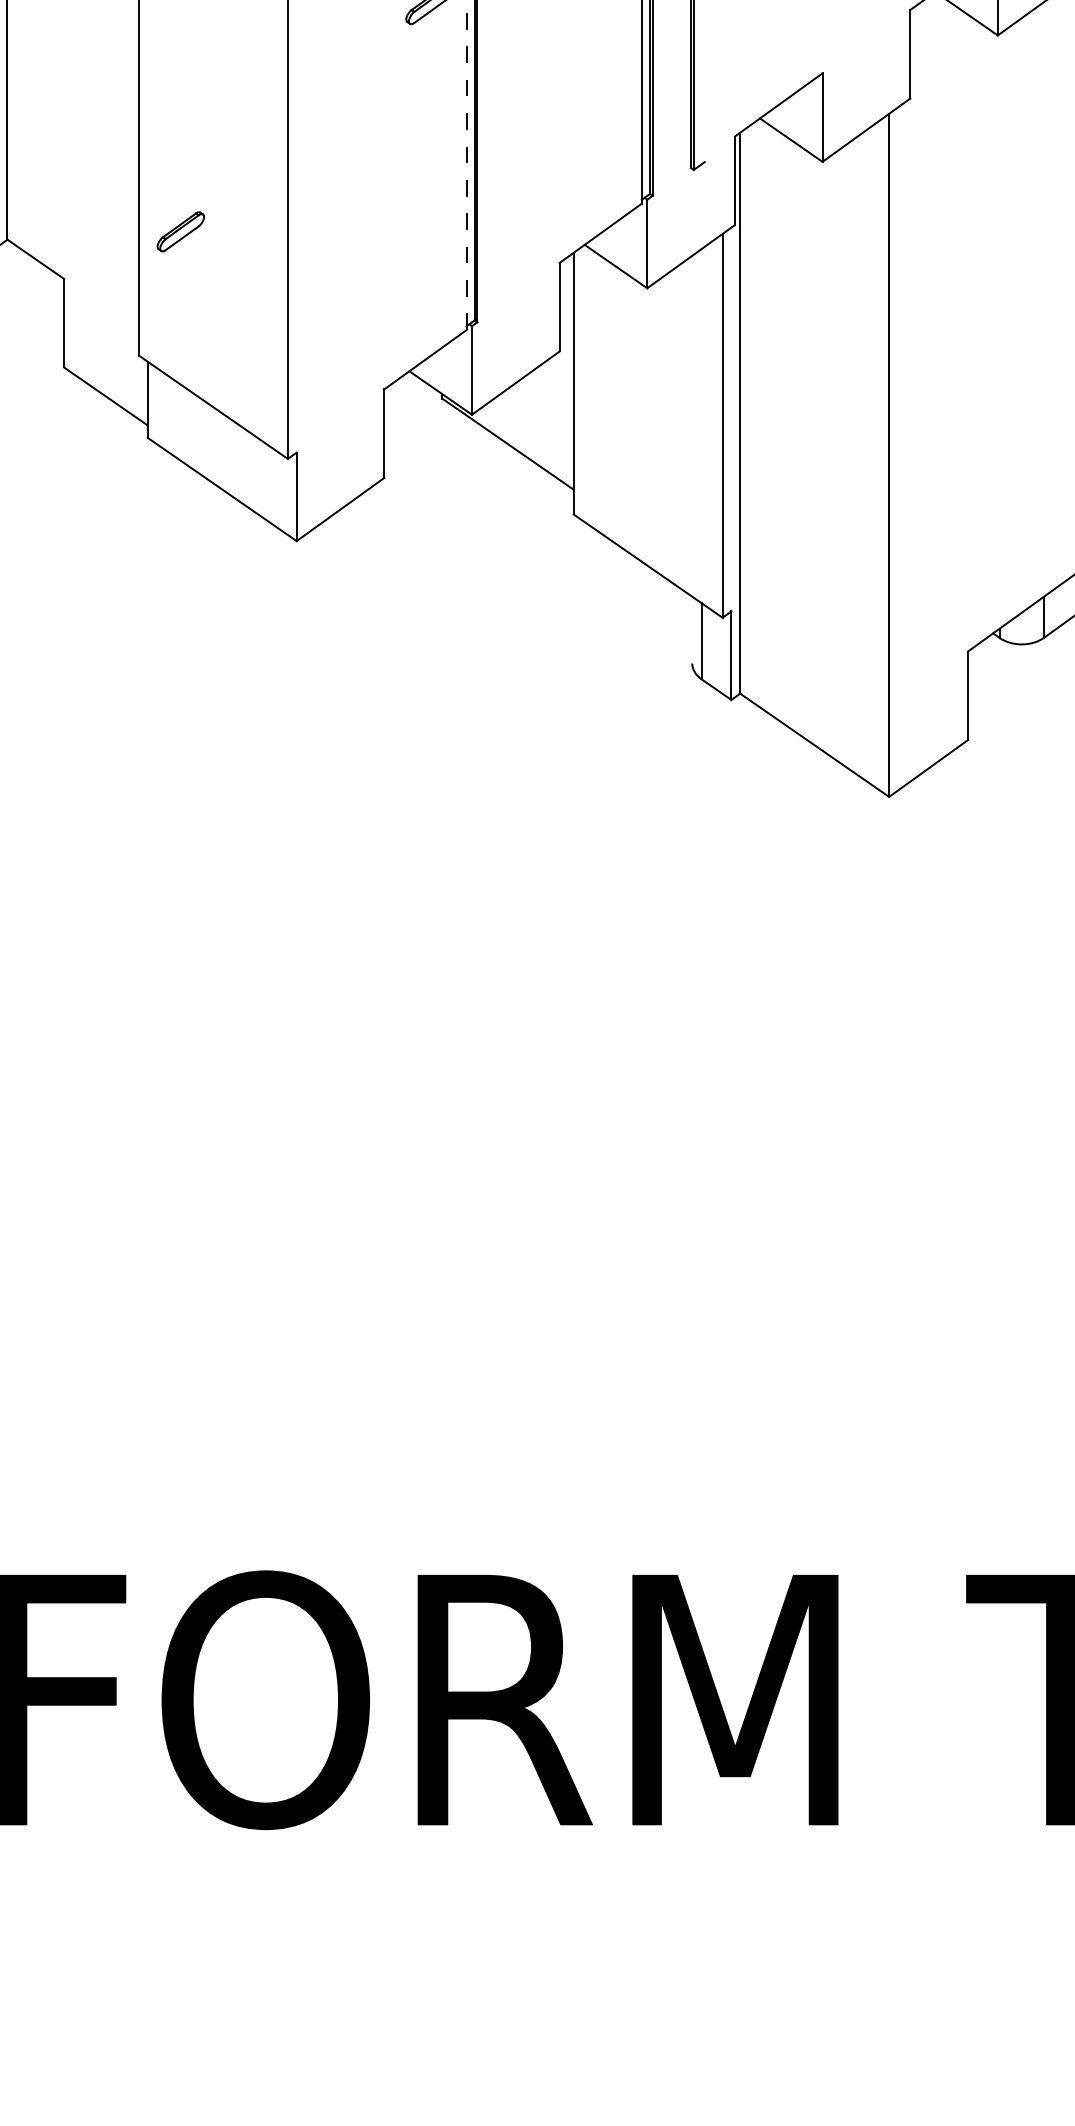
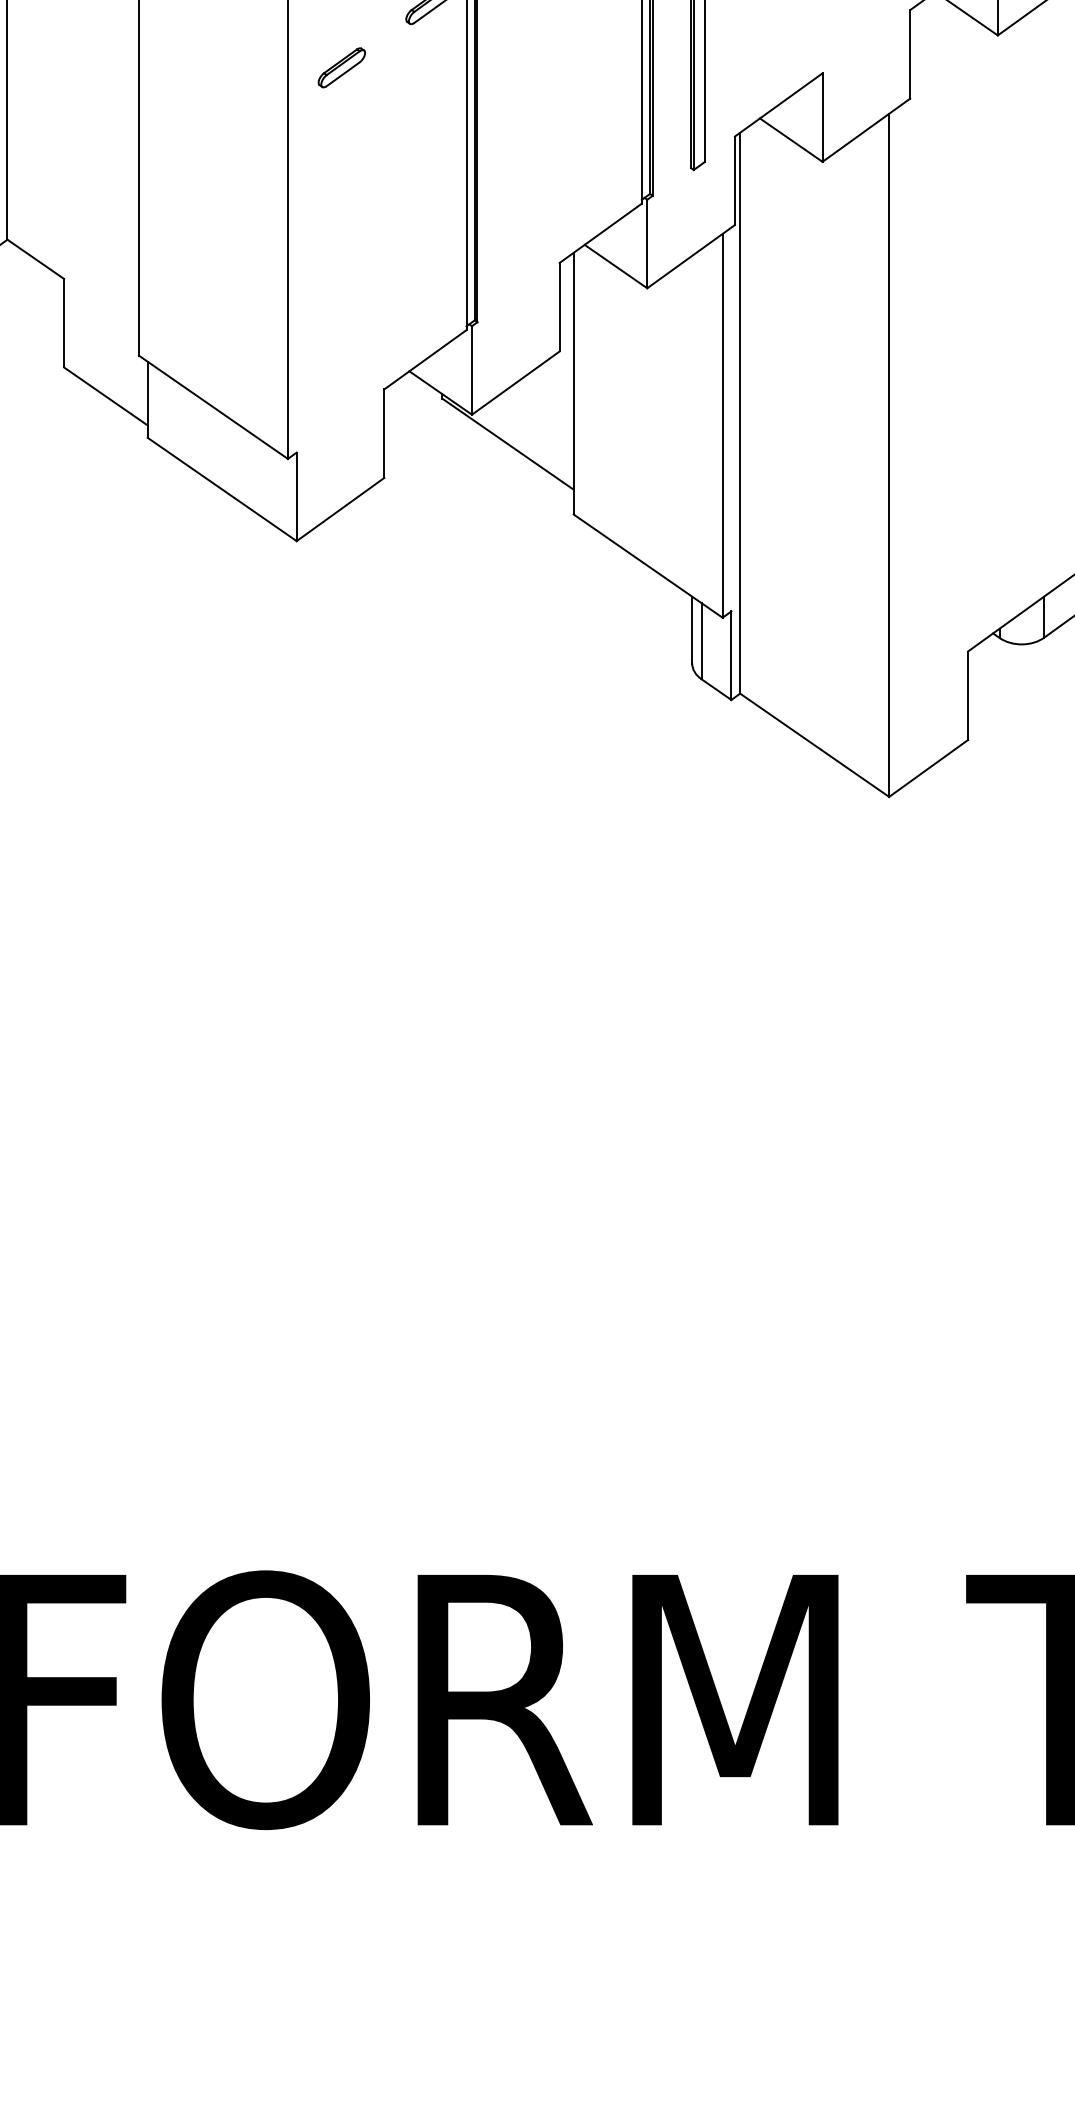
line: none -> present (704, 82)
line: dashed -> solid (466, 165)
part position: (180, 231) -> (341, 67) (341, 67)
line: none -> present (692, 629)
